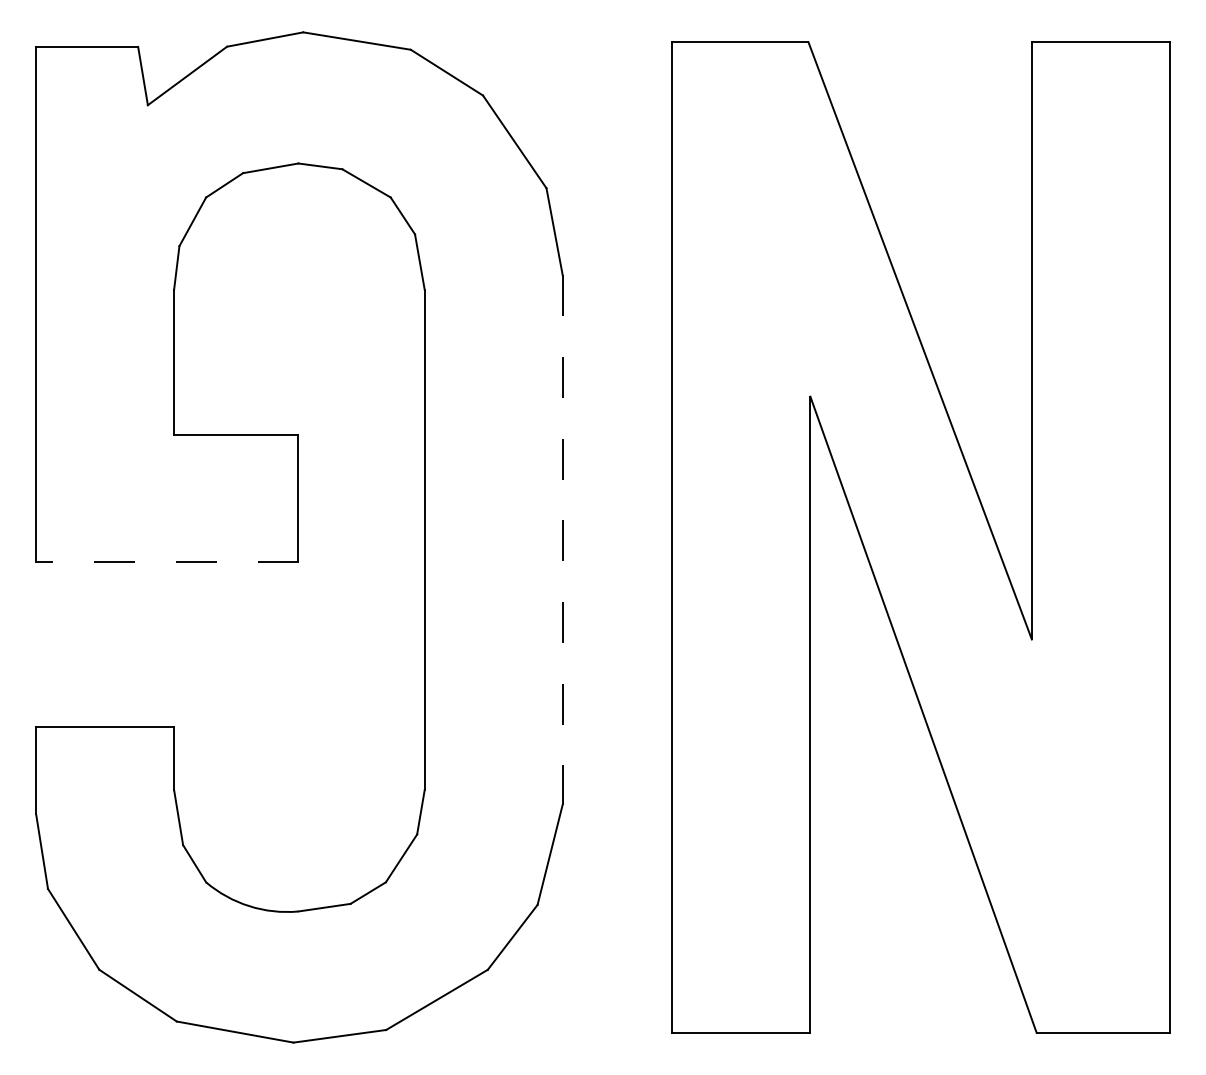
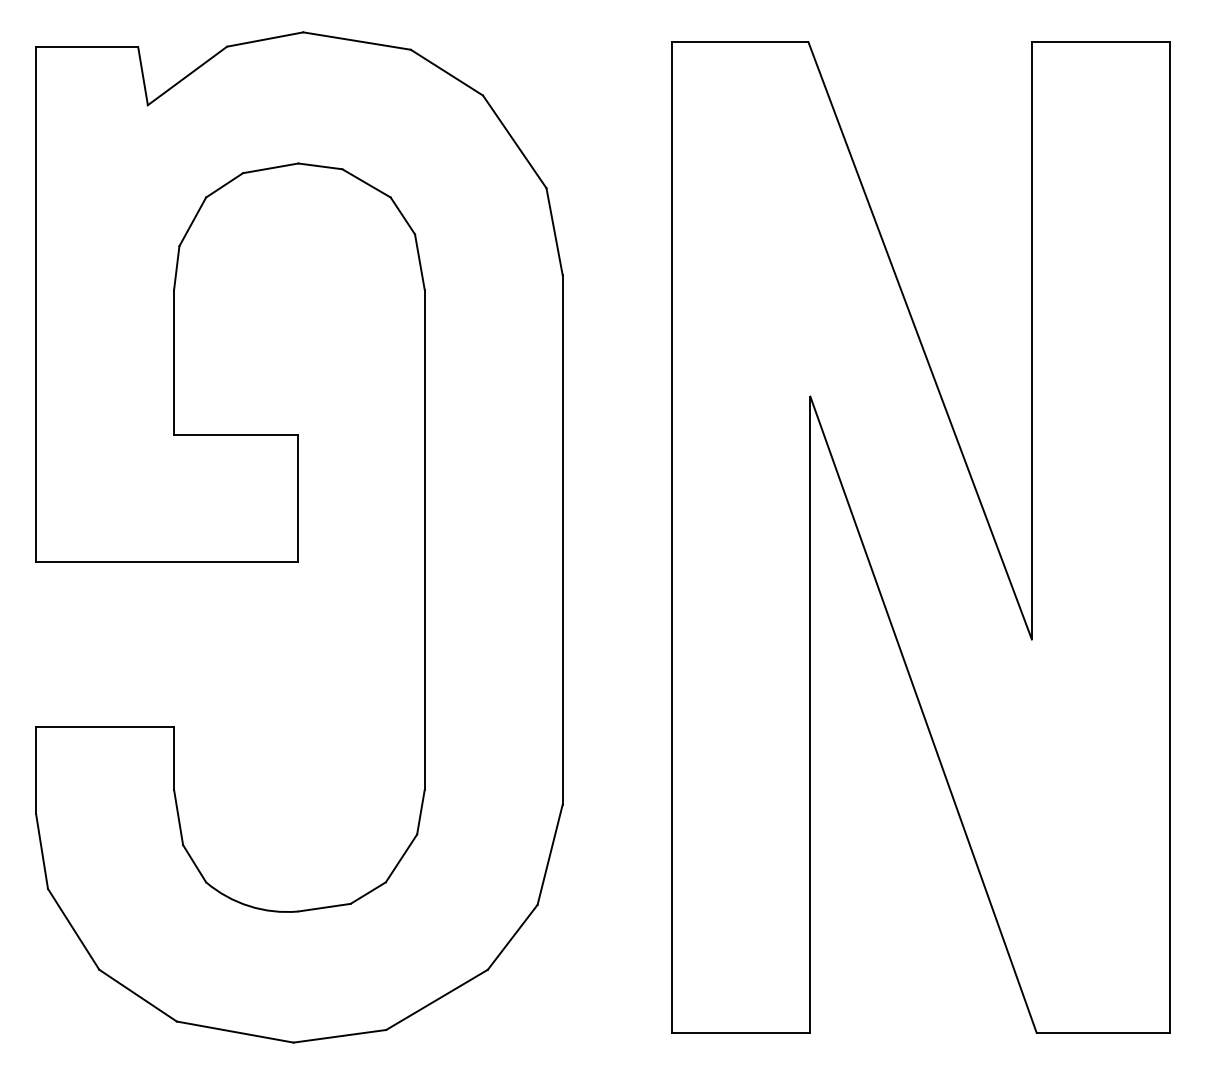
line: dashed -> solid (562, 539)
line: dashed -> solid (166, 561)
